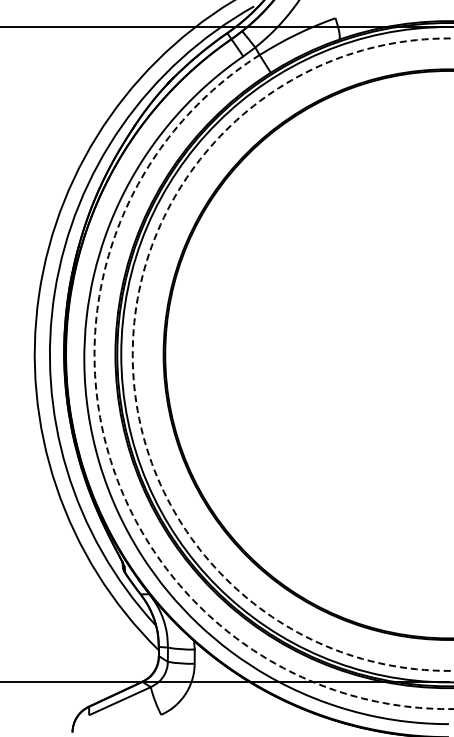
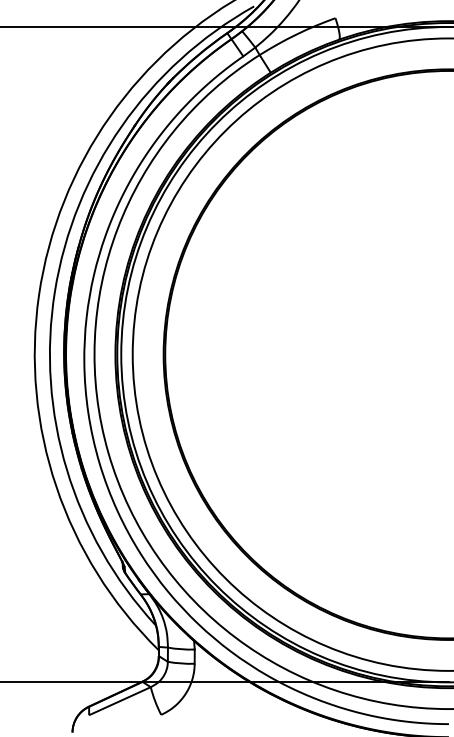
circle: dashed -> solid (292, 354)
arc: dashed -> solid (109, 456)
